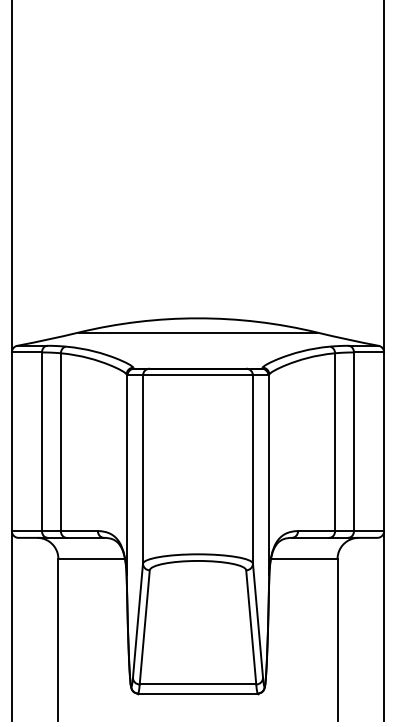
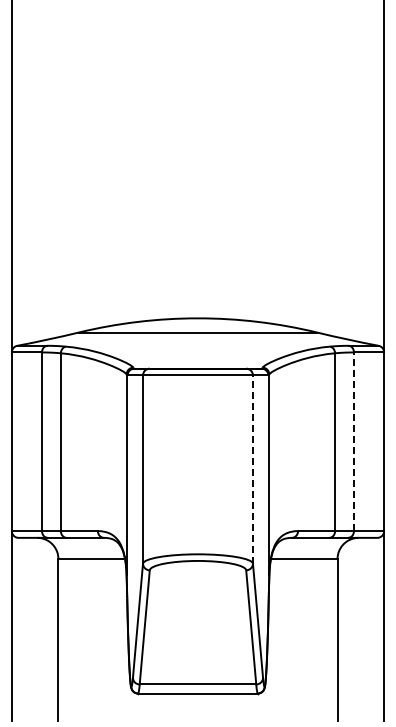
line: solid -> dashed (353, 441)
line: solid -> dashed (252, 469)
